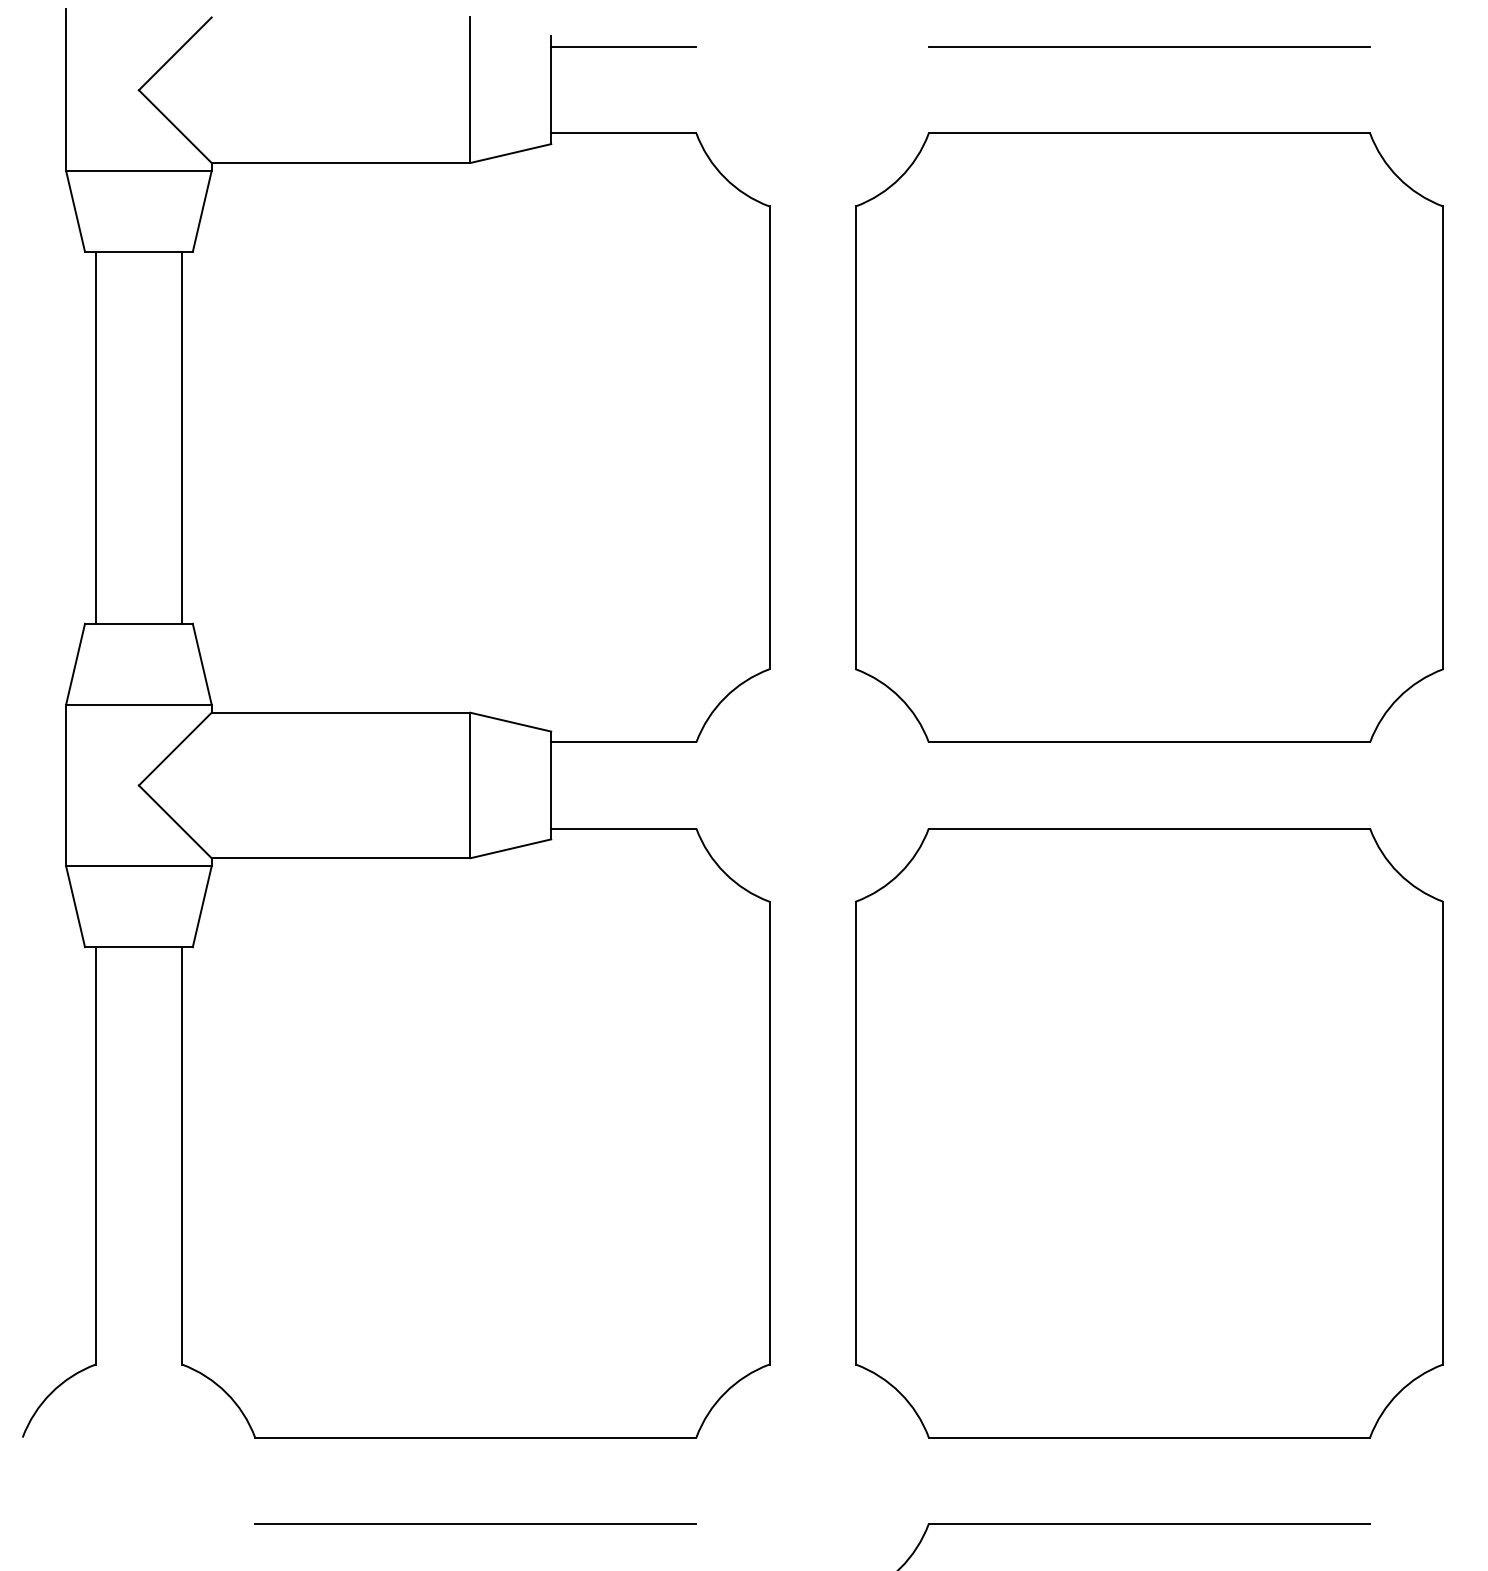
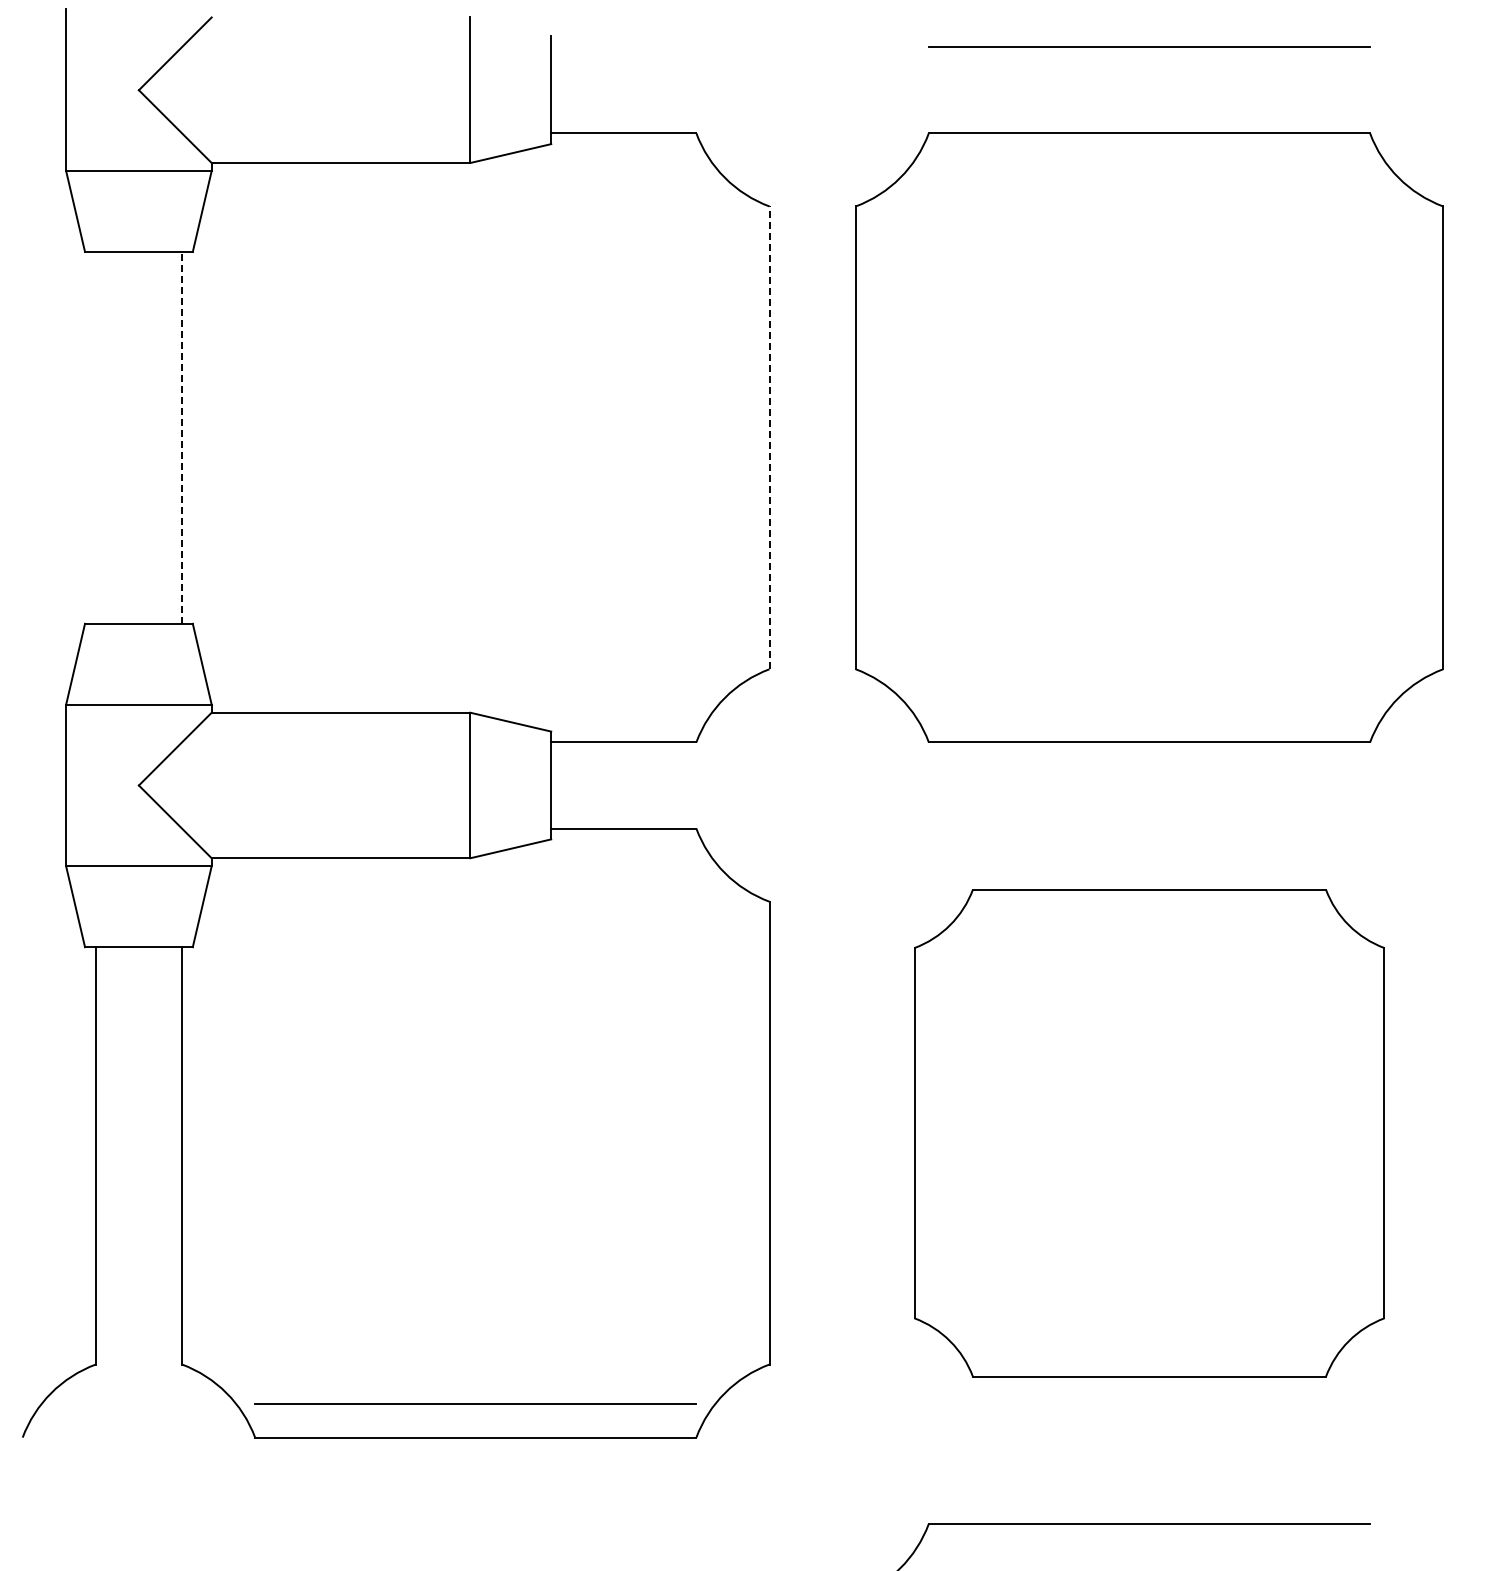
line: present -> none (623, 47)
line: present -> none (95, 437)
line: solid -> dashed (182, 437)
line: solid -> dashed (769, 437)
part size: 589x611 px -> 471x489 px (1149, 1133)
line position: (475, 1523) -> (475, 1403) (475, 1403)
